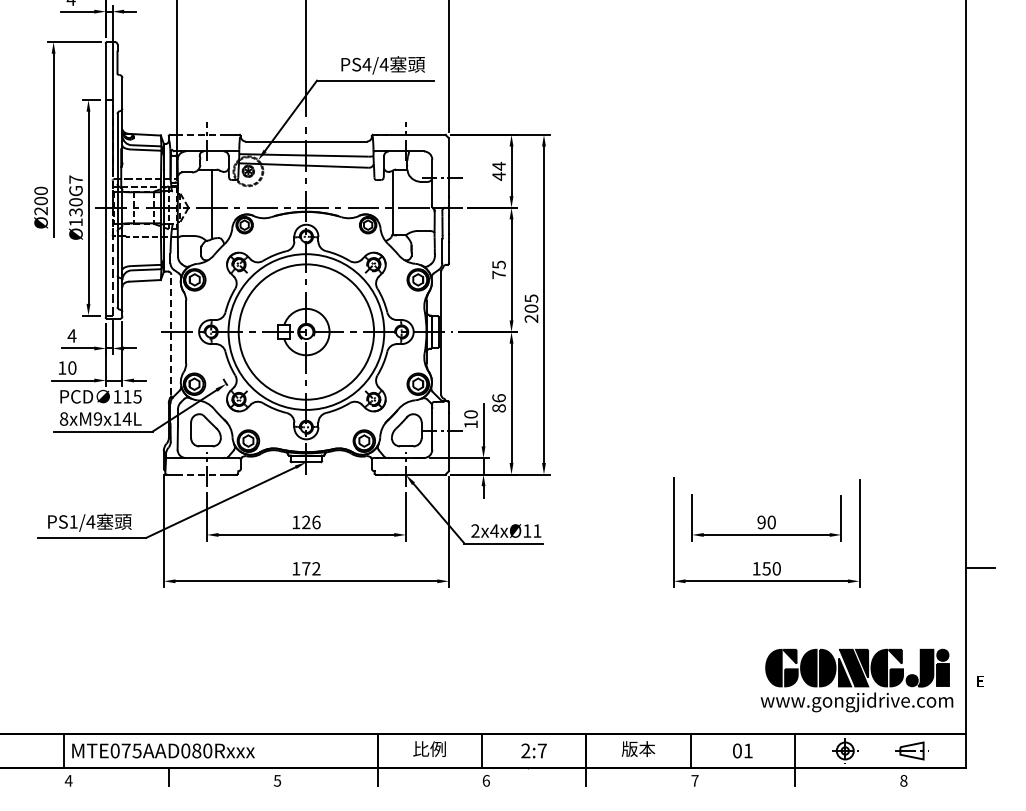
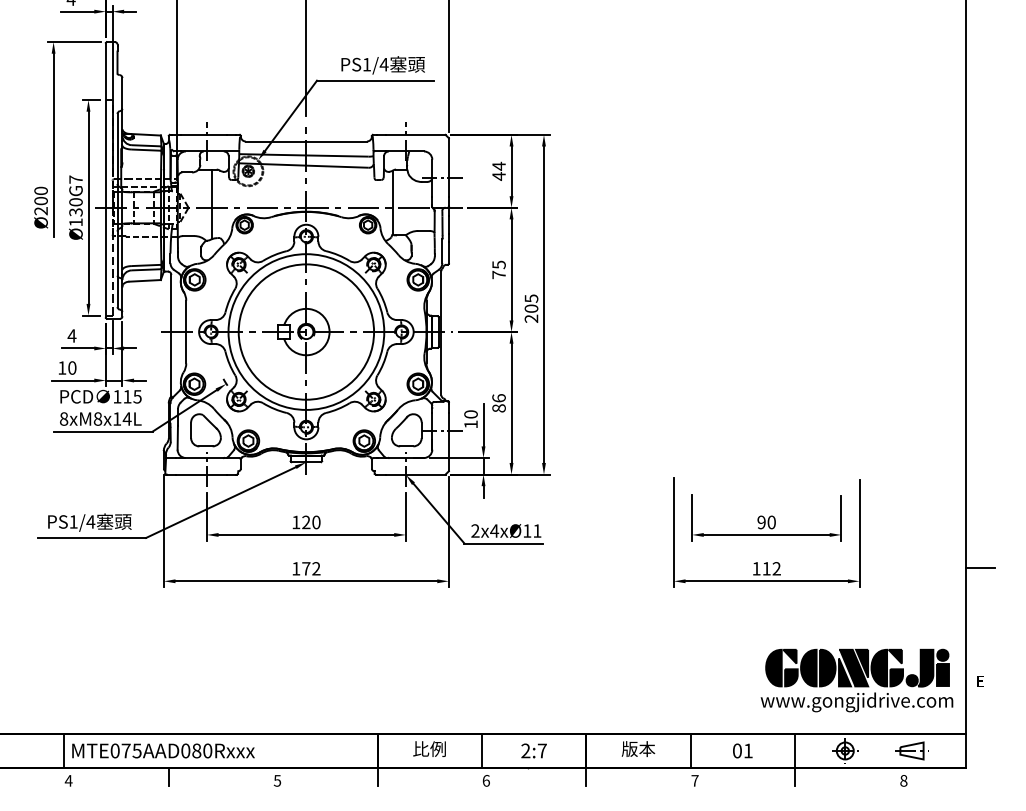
text: PS4/4 -> PS1/4 (366, 64)
line: dashed -> solid (203, 134)
line: dashed -> solid (171, 334)
text: 8xM9x14L -> 8xM8x14L (97, 418)
line: dashed -> solid (201, 474)
text: 126 -> 120 (316, 522)
text: 150 -> 112 (771, 568)
